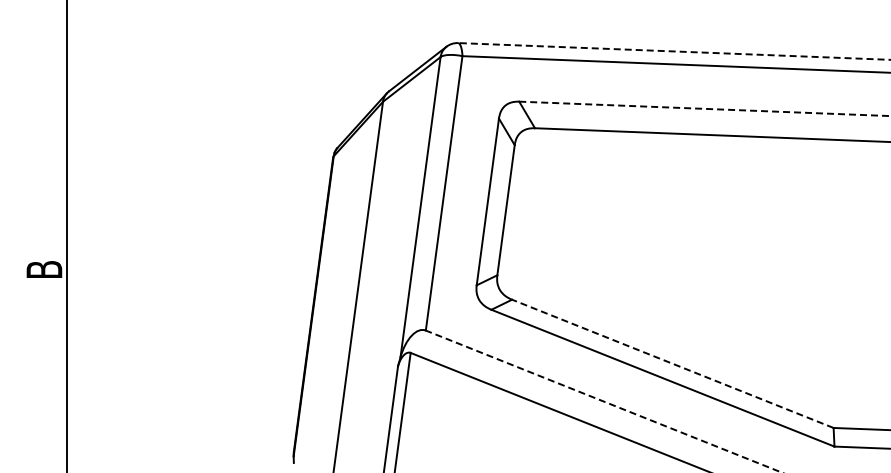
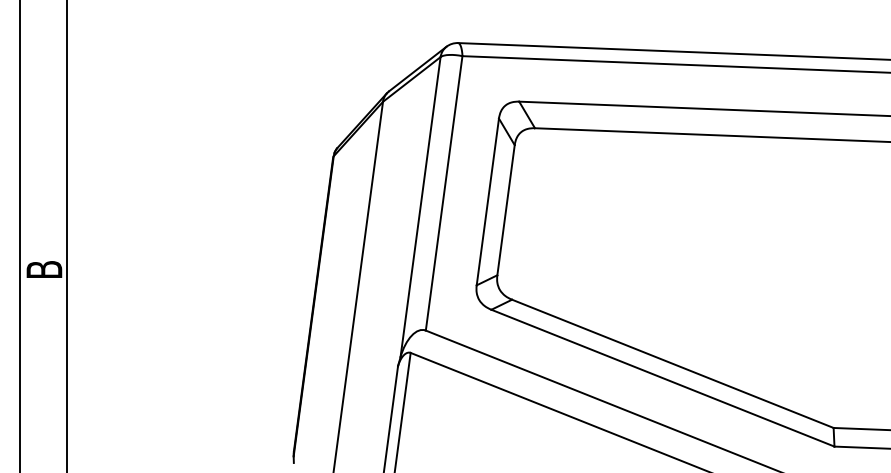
line: dashed -> solid (673, 51)
line: dashed -> solid (705, 108)
line: none -> present (20, 235)
line: dashed -> solid (672, 363)
line: dashed -> solid (603, 401)
